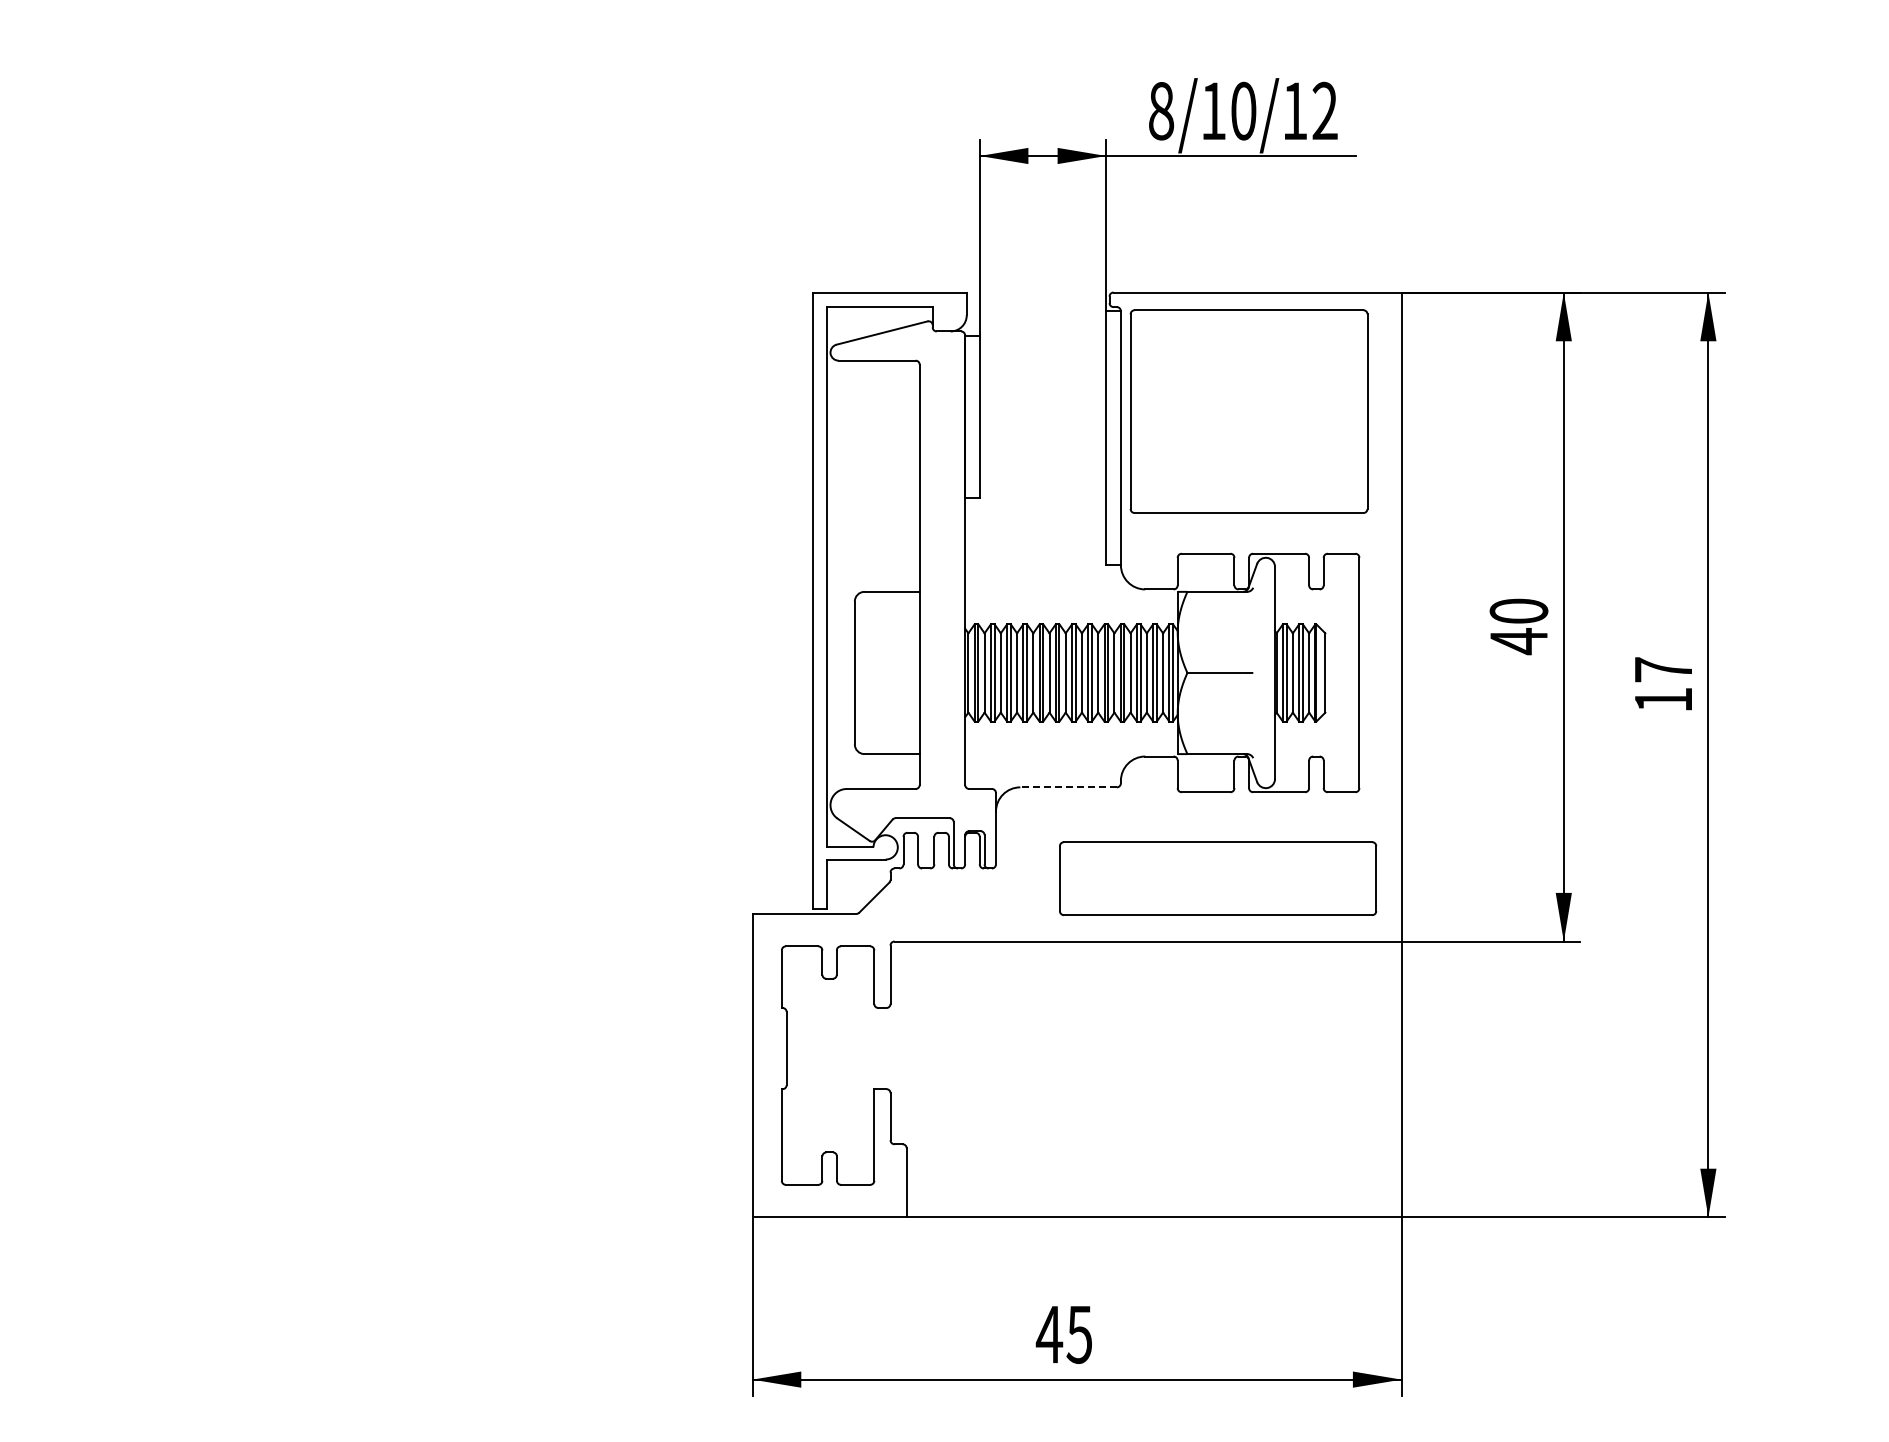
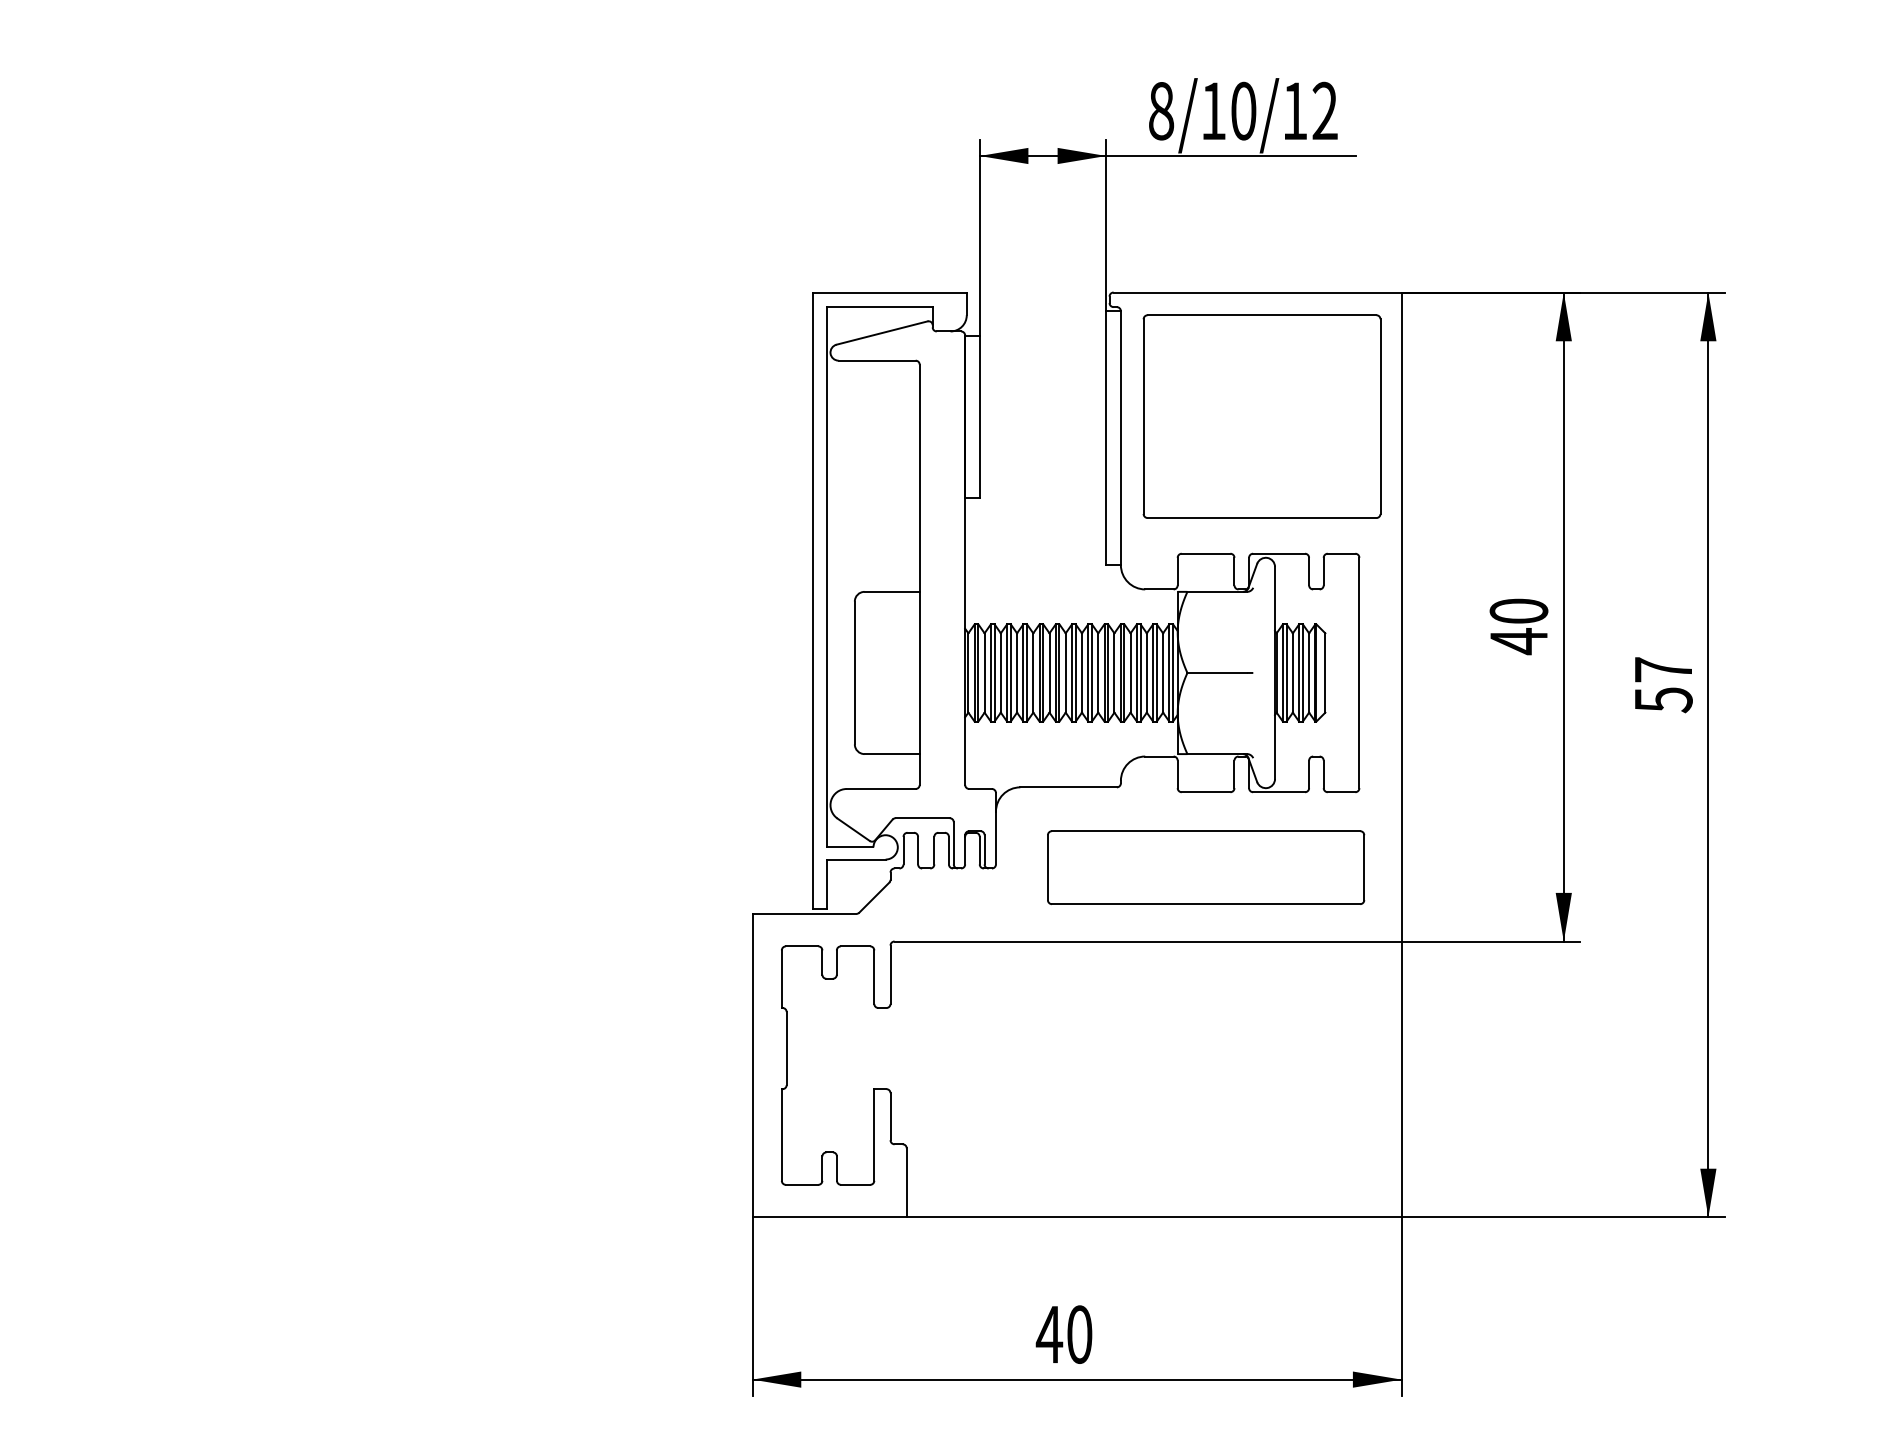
part position: (1248, 411) -> (1261, 416) (1261, 416)
text: 17 -> 57 (1663, 700)
line: dashed -> solid (1068, 787)
part position: (1218, 878) -> (1206, 867) (1206, 867)
text: 45 -> 40 (1079, 1334)
